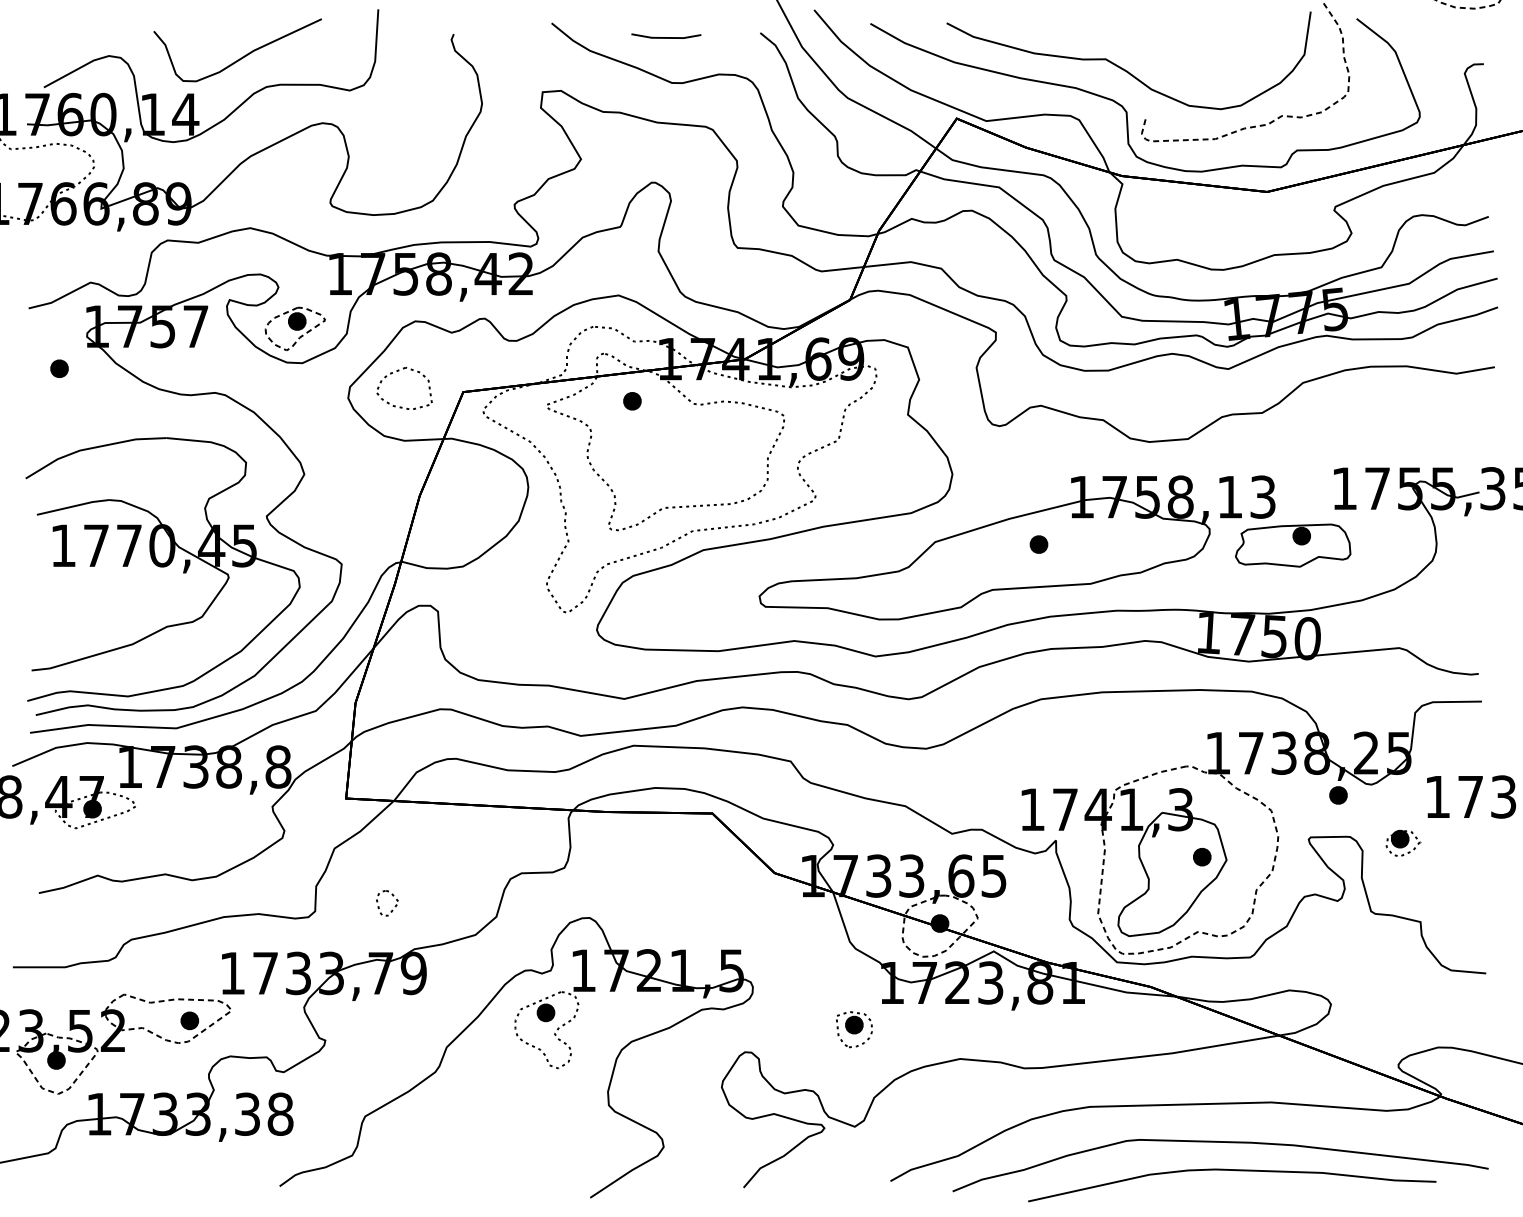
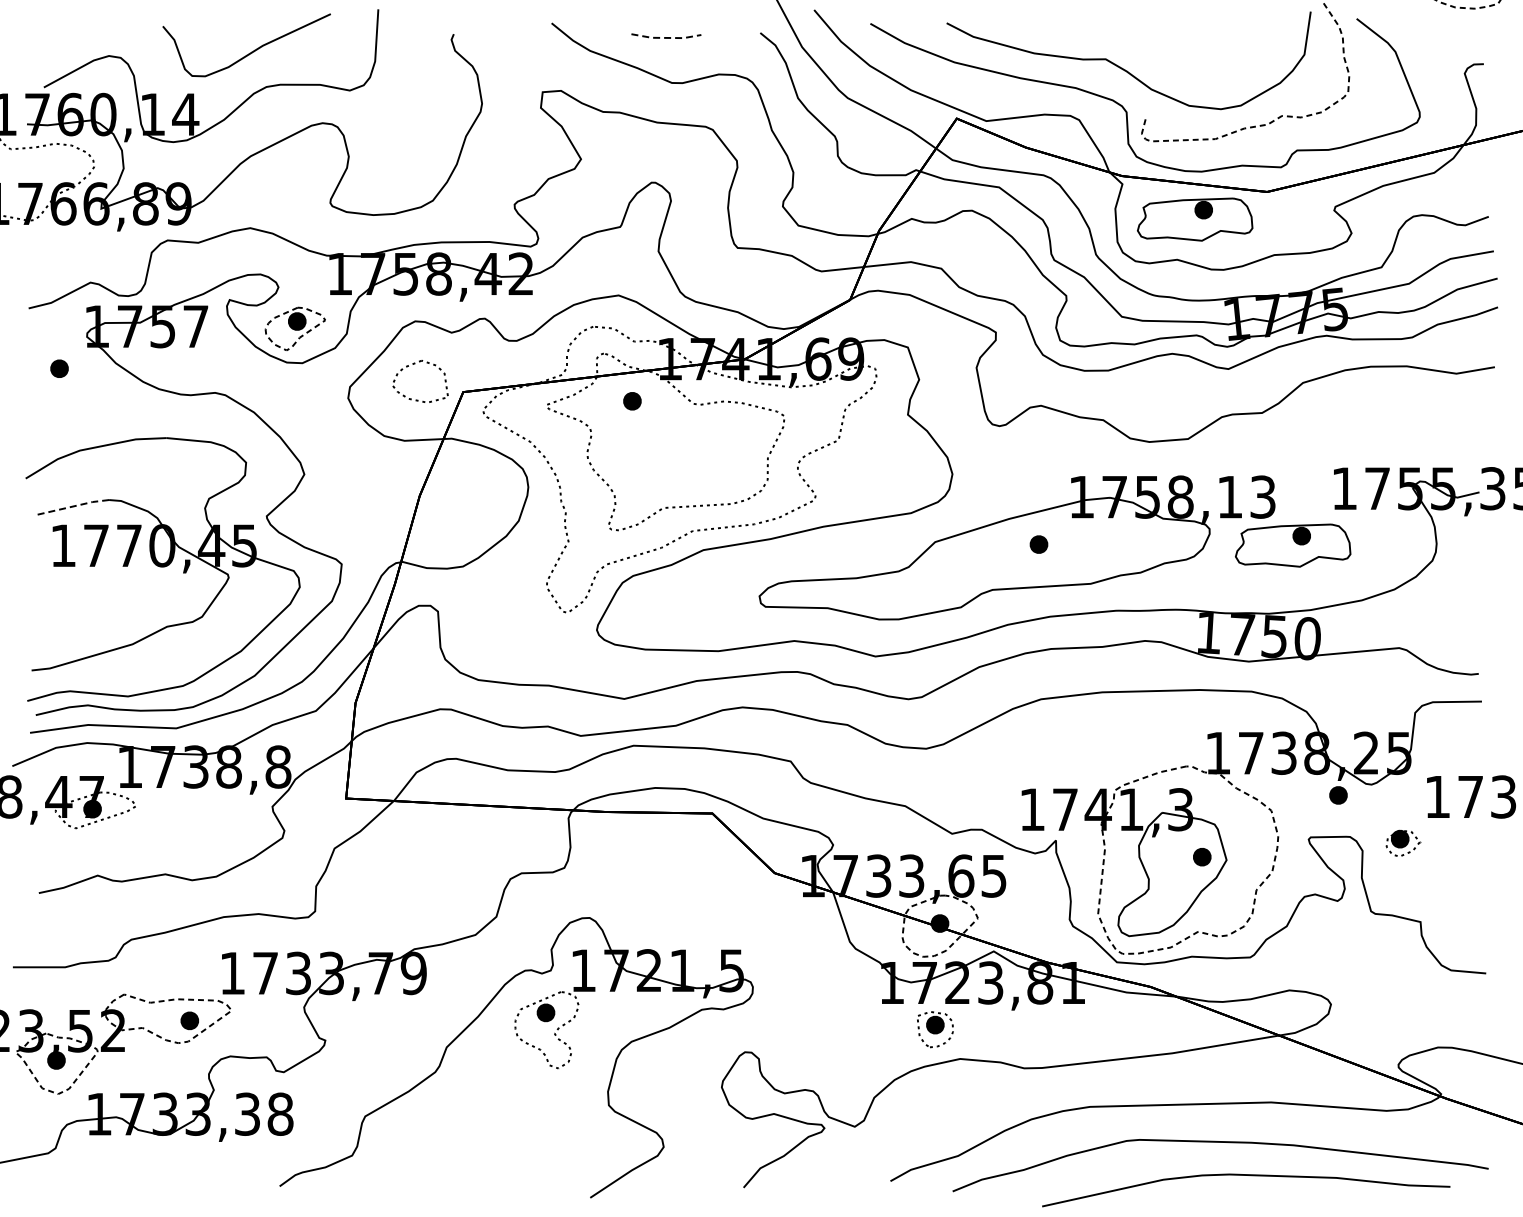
line: solid -> dashed (666, 37)
curve position: (242, 56) -> (251, 51) (251, 51)
part: none -> present (1195, 219)
part position: (399, 371) -> (415, 364) (415, 364)
line: solid -> dashed (73, 506)
part: present -> none (394, 906)
part position: (854, 1029) -> (935, 1029) (935, 1029)
curve position: (1236, 1171) -> (1250, 1176) (1250, 1176)
